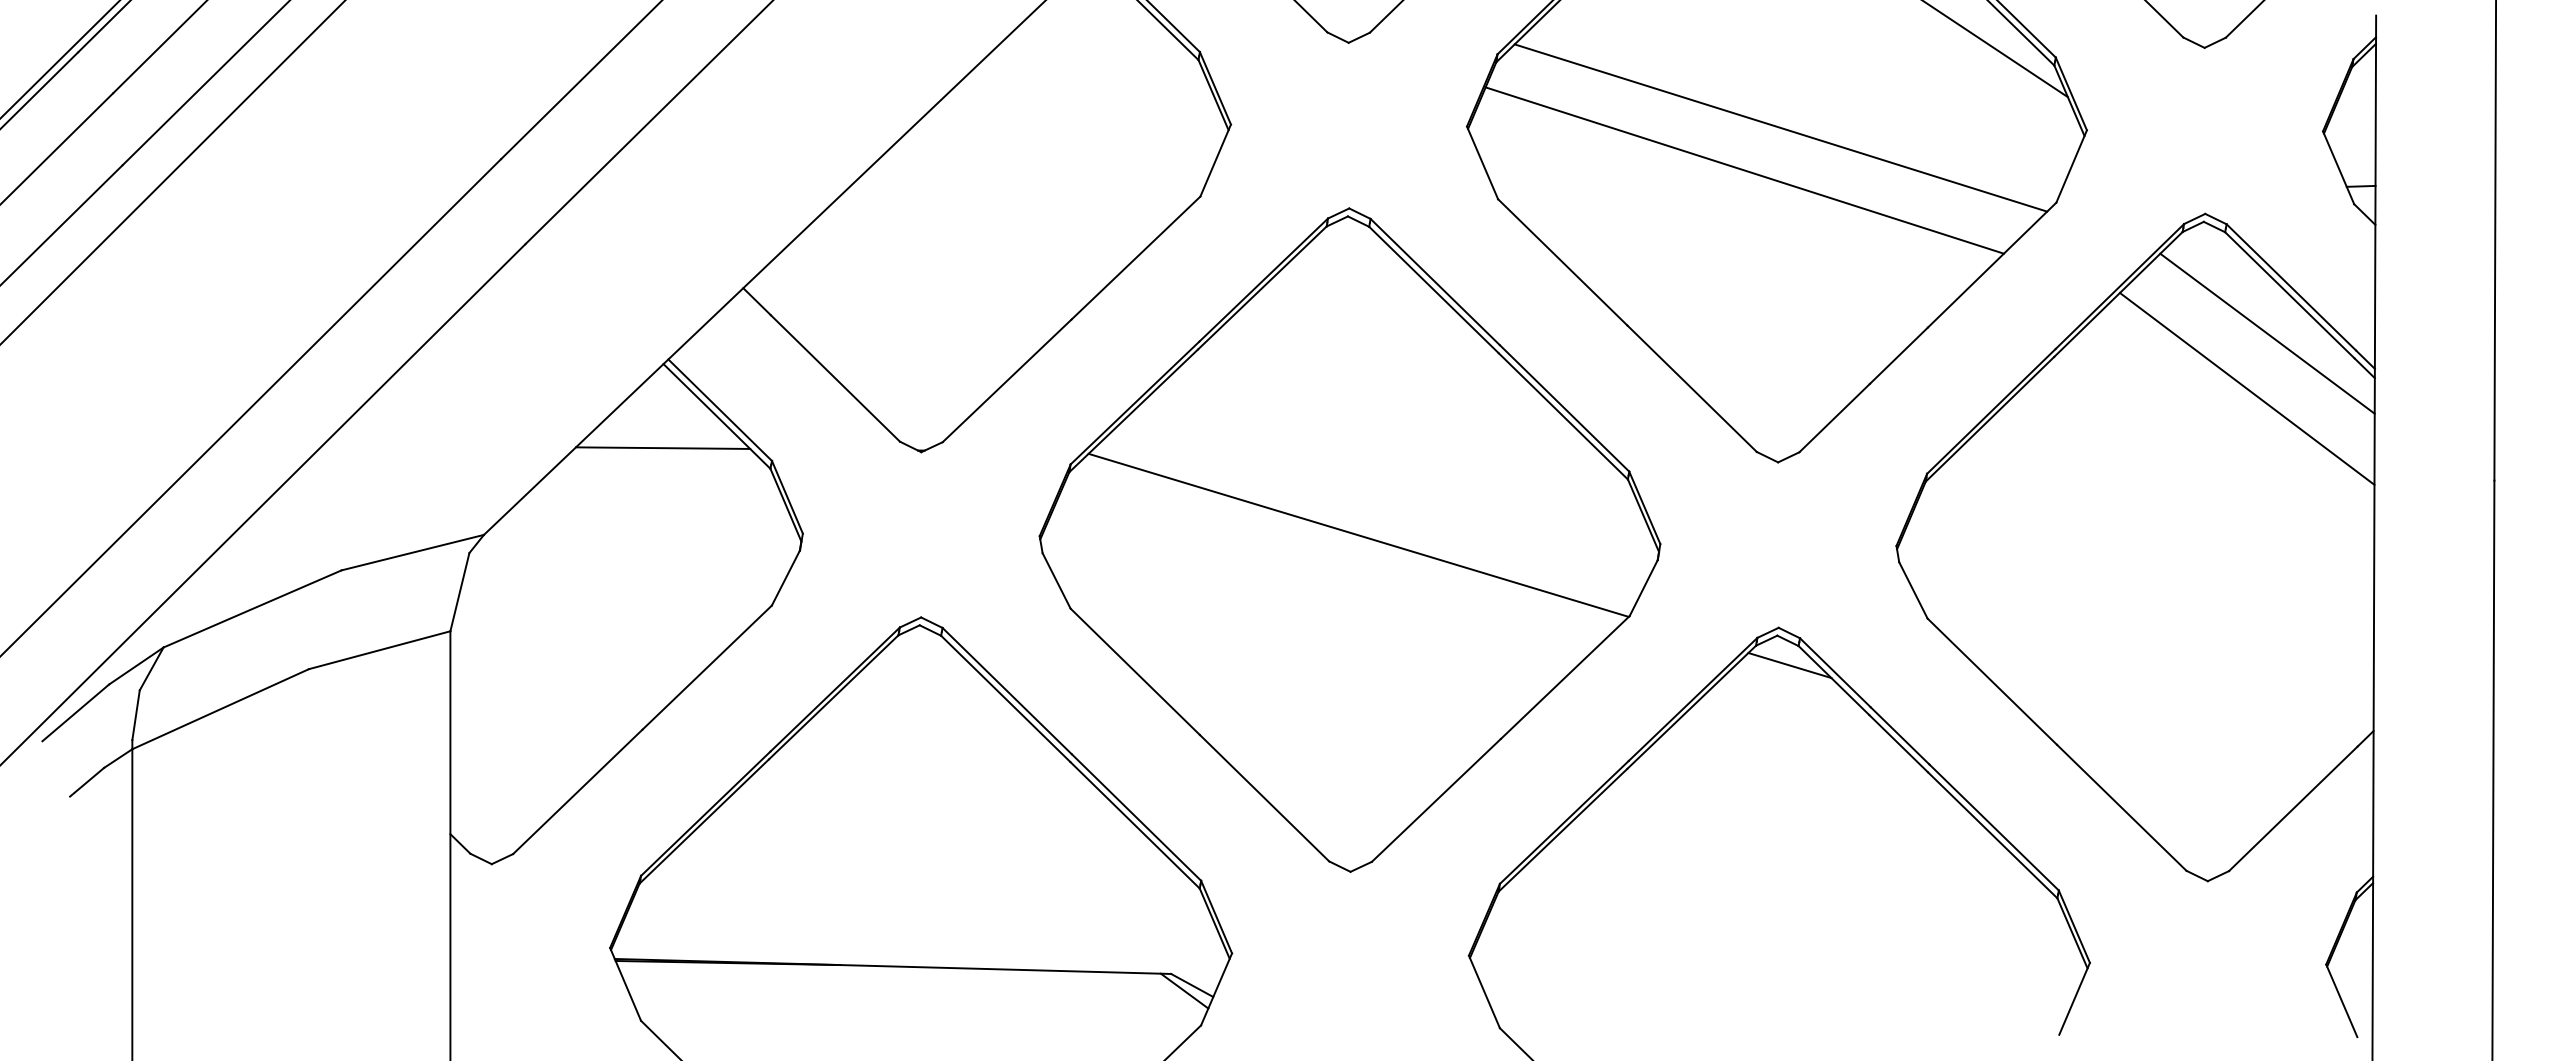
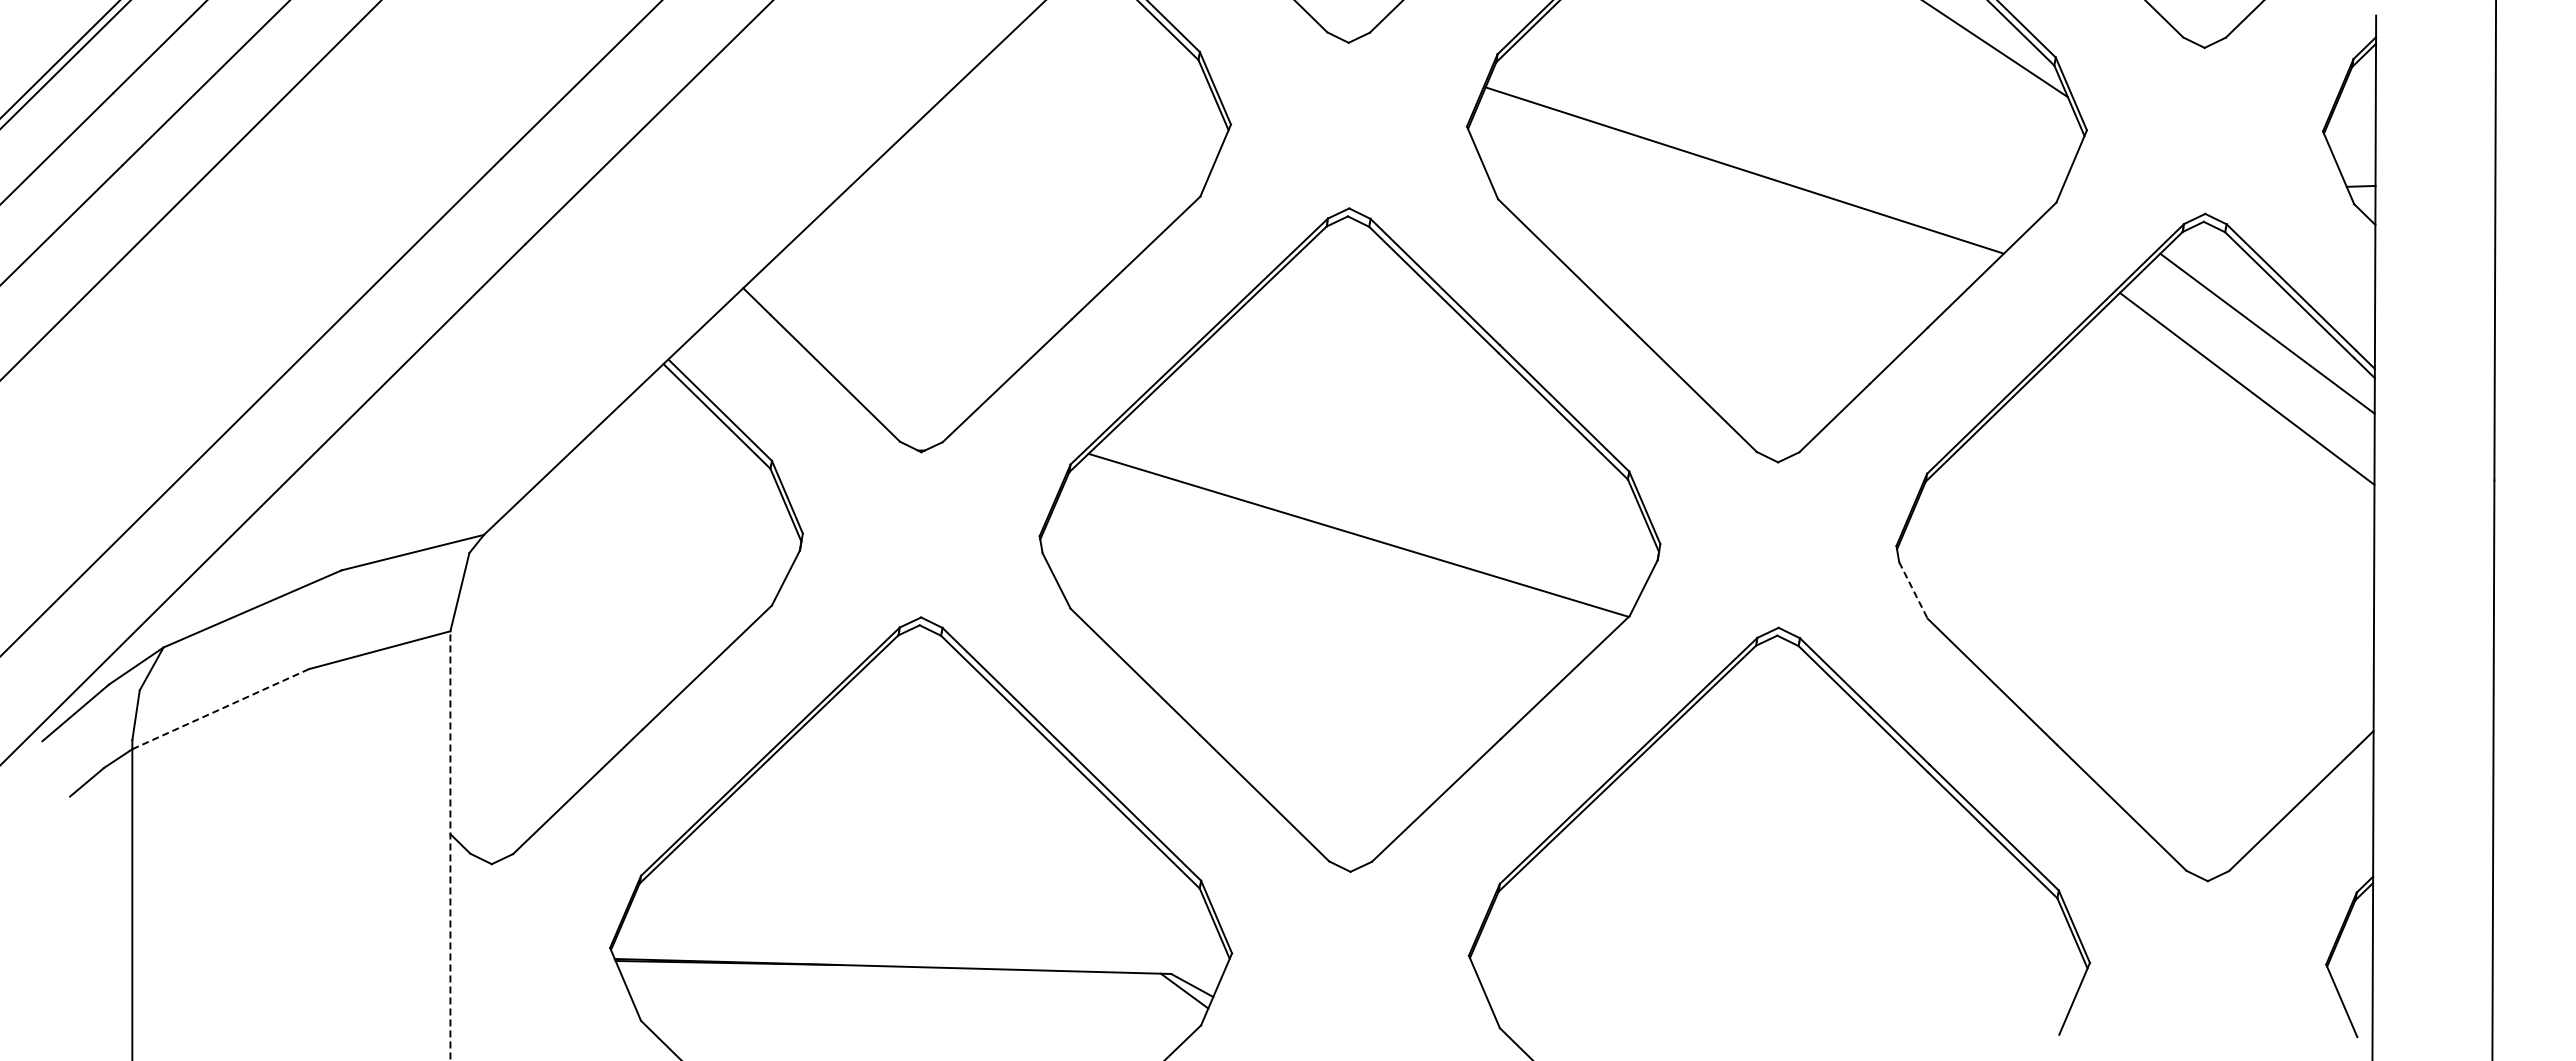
line: present -> none (1780, 127)
line position: (172, 172) -> (190, 190) (190, 190)
line: present -> none (662, 447)
line: solid -> dashed (1913, 590)
line: present -> none (1789, 665)
line: solid -> dashed (220, 709)
line: solid -> dashed (450, 846)
